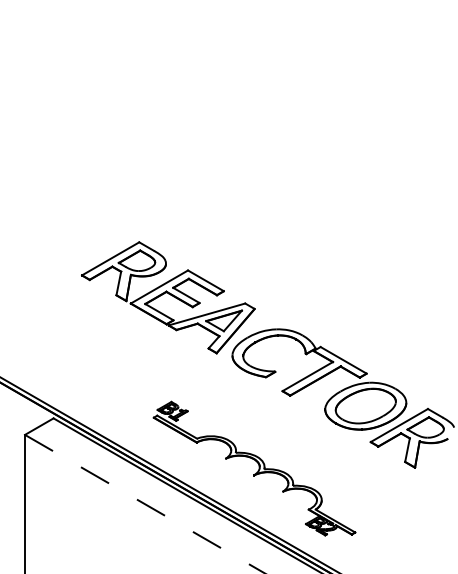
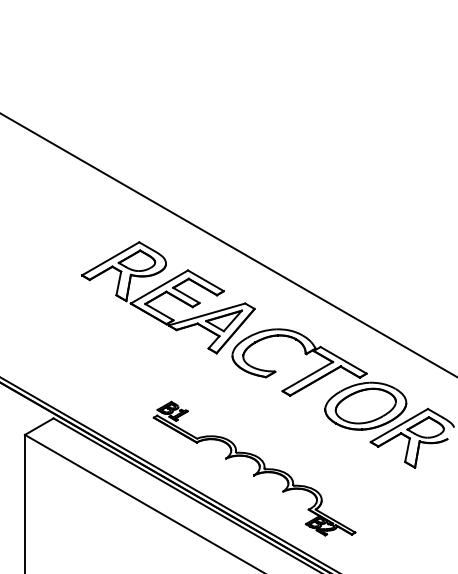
line: none -> present (228, 244)
line: dashed -> solid (145, 504)
